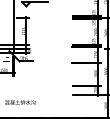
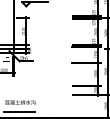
line: none -> present (19, 112)
